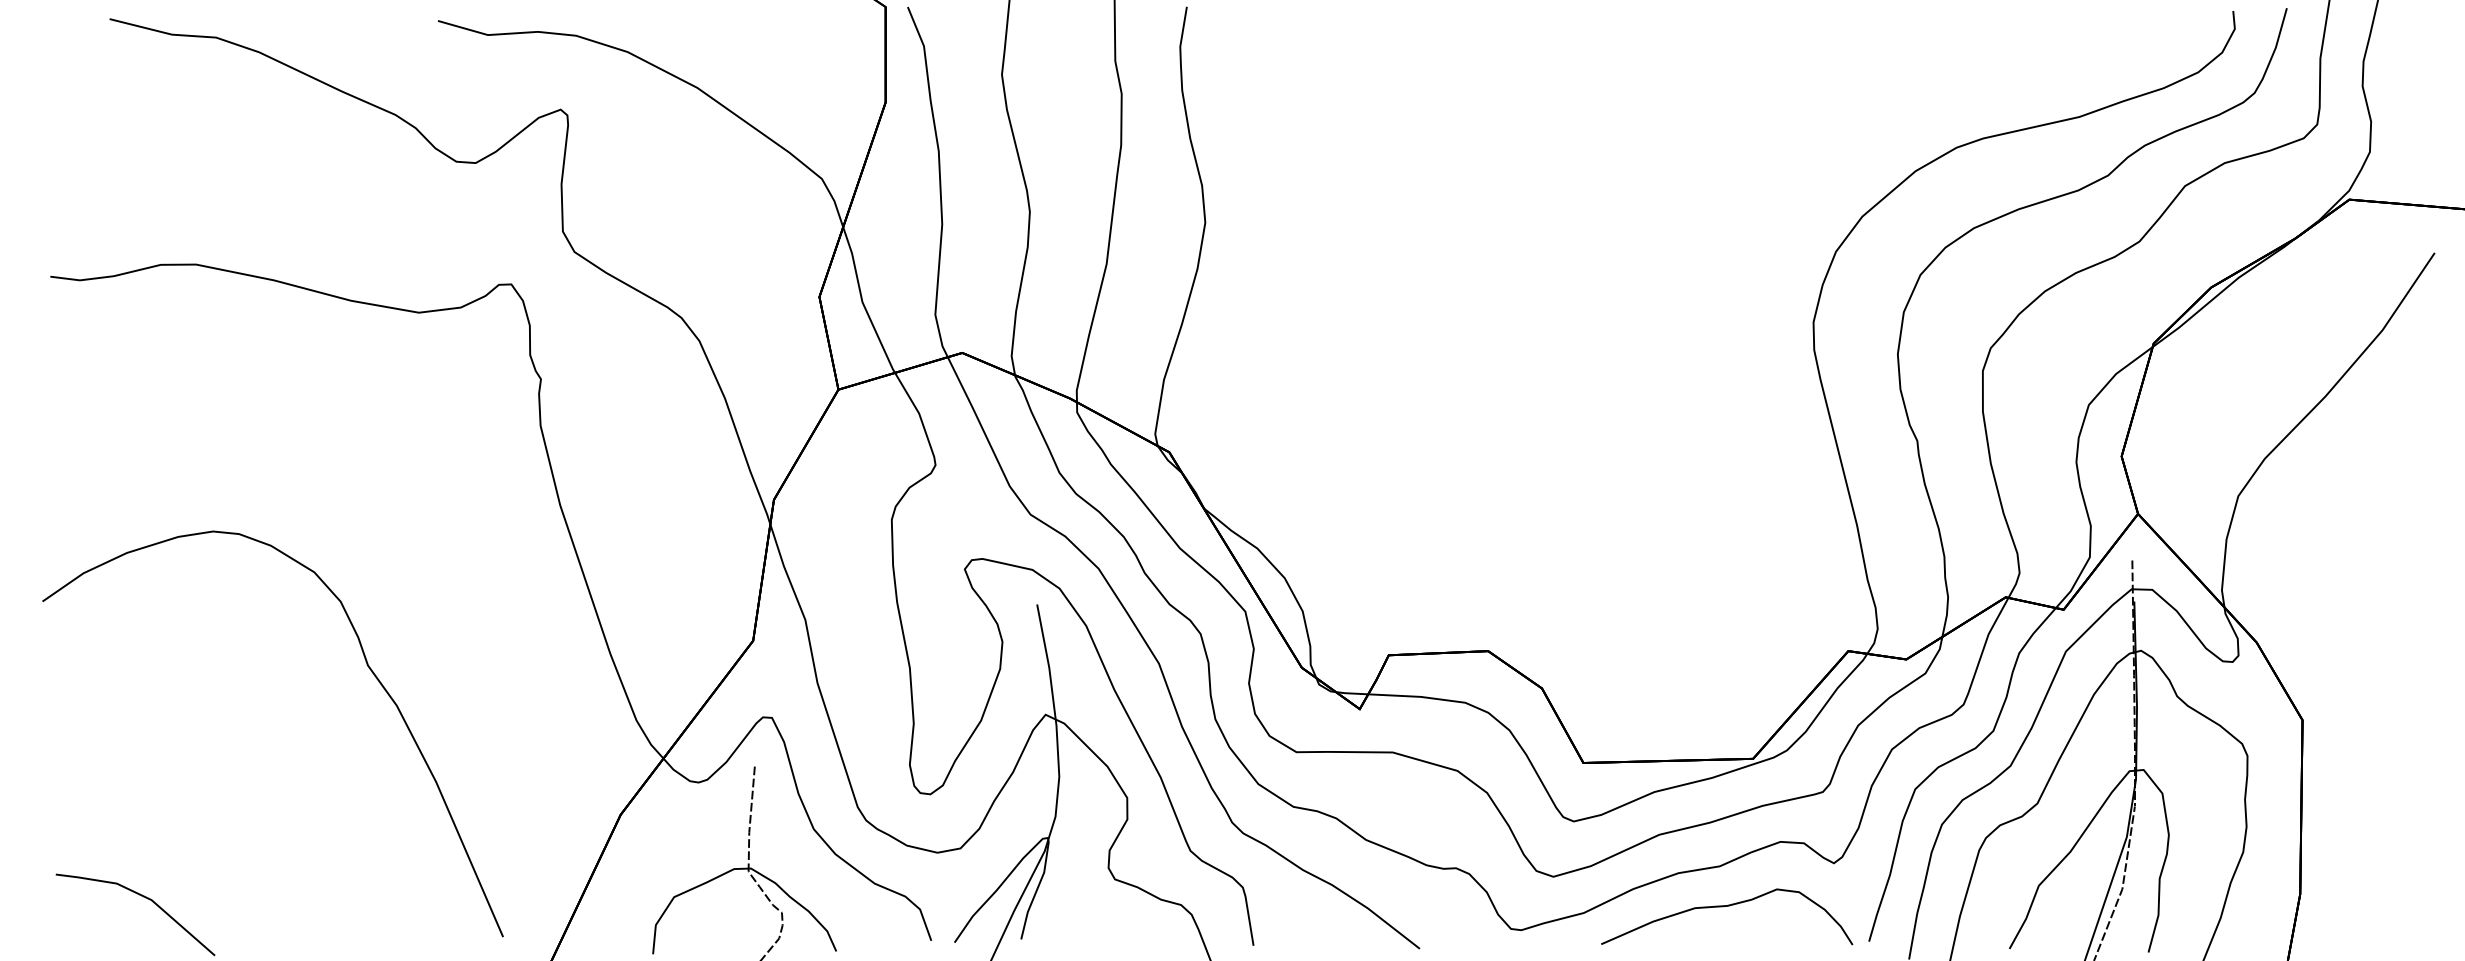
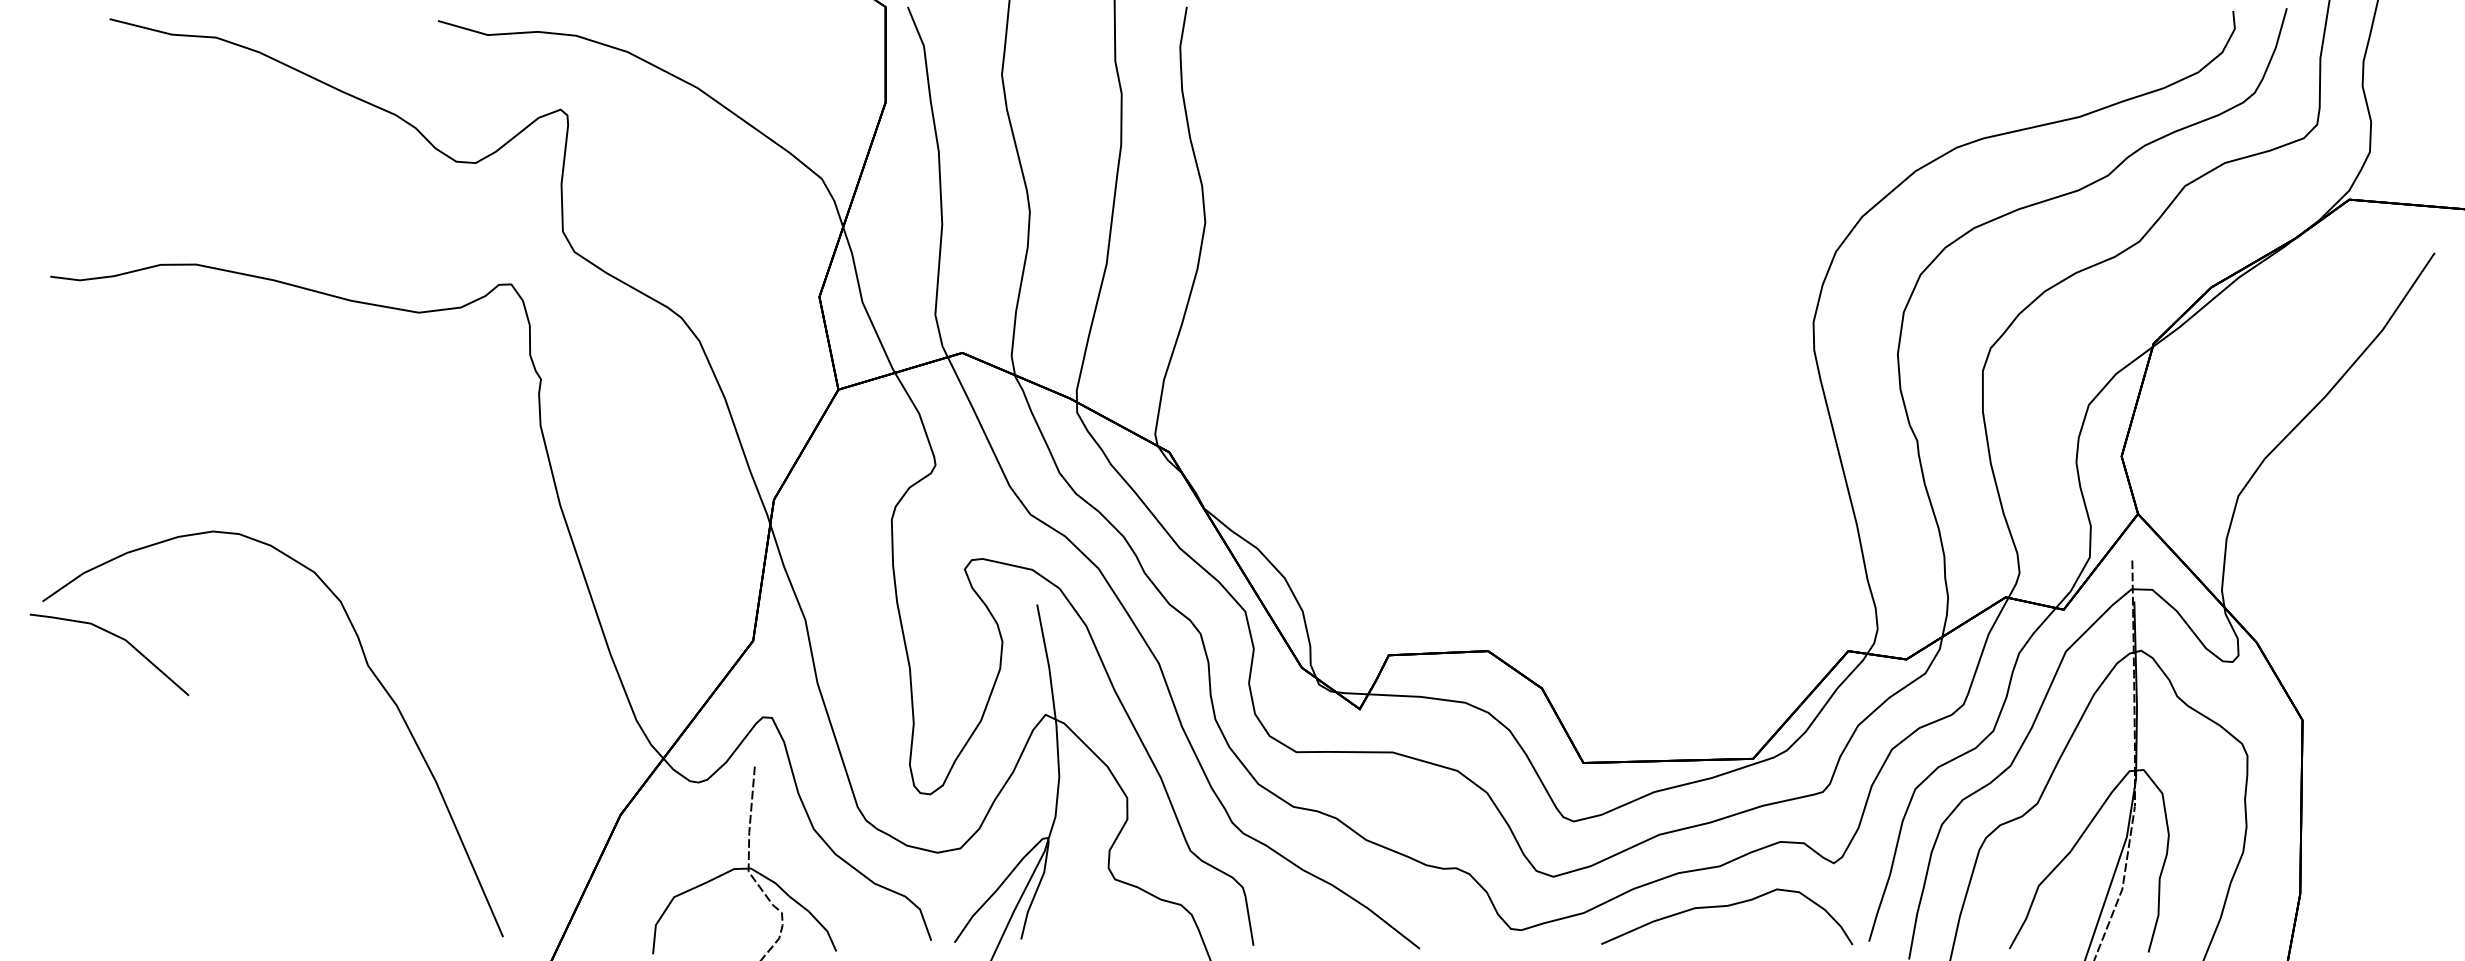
line position: (143, 897) -> (117, 637) (117, 637)
